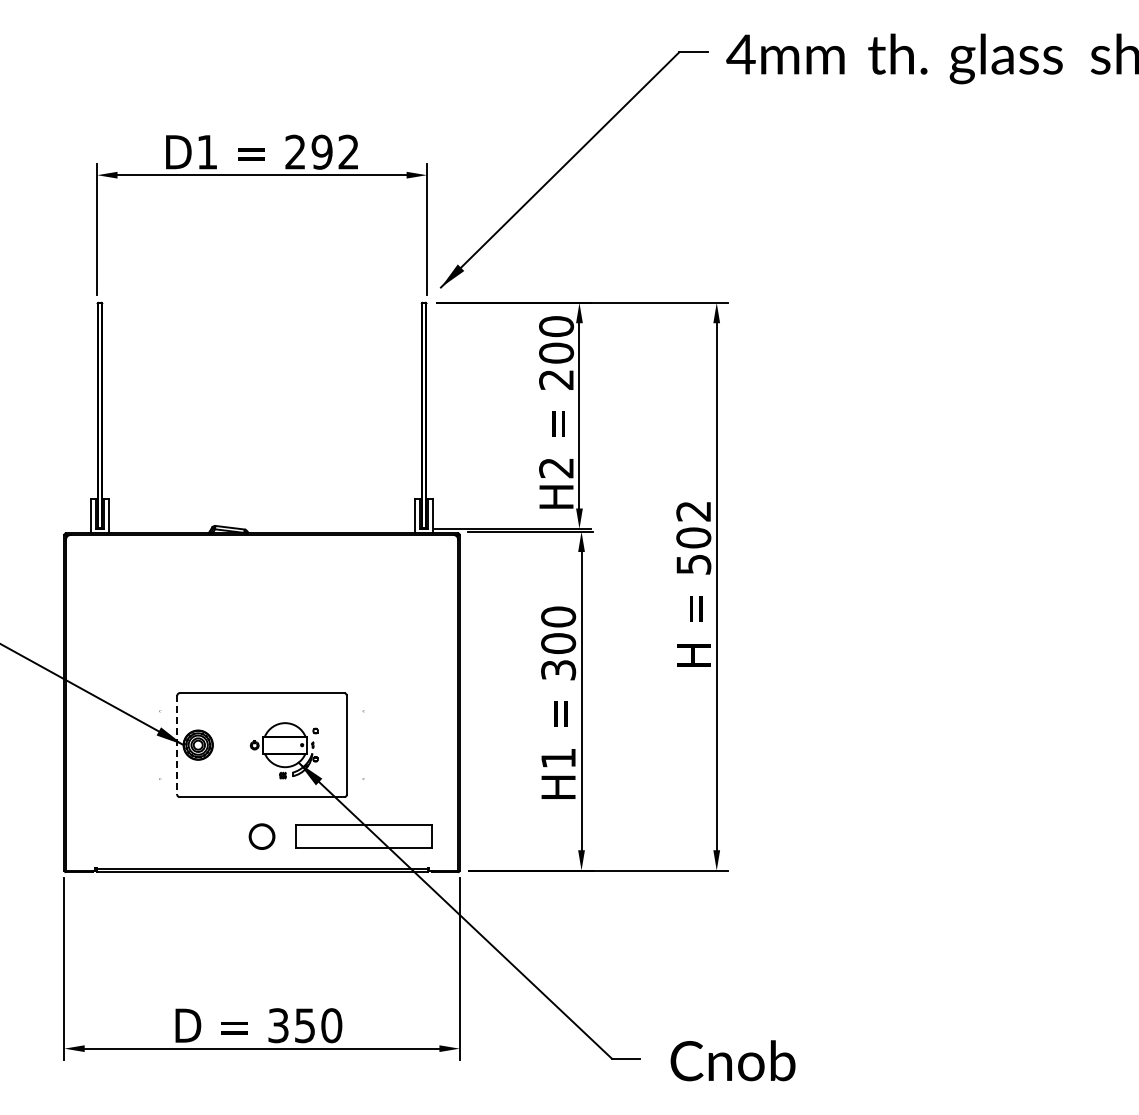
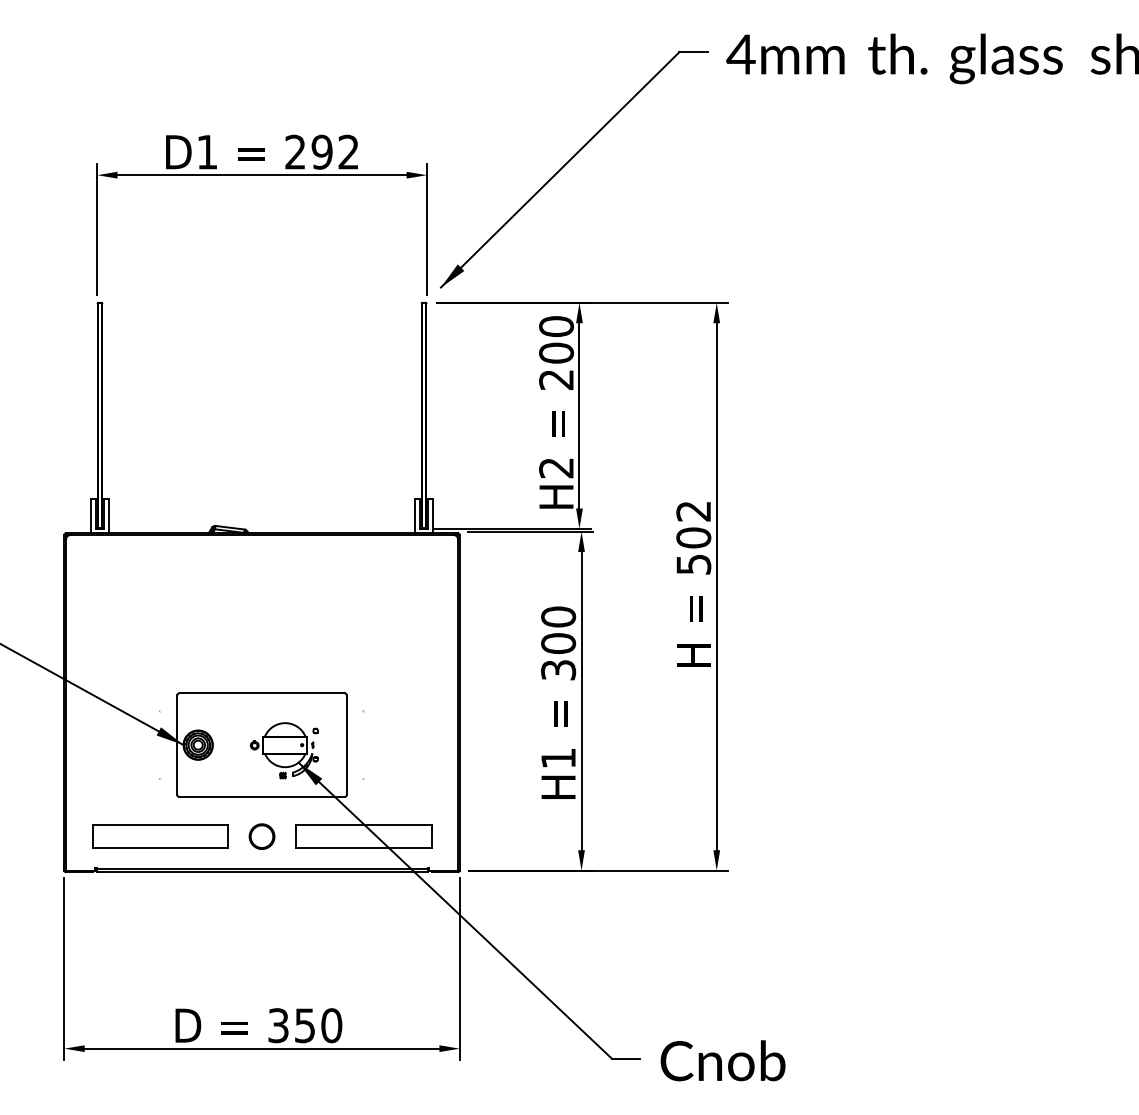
line: dashed -> solid (177, 745)
part: none -> present (160, 836)
text position: (732, 1060) -> (722, 1060) (722, 1060)
